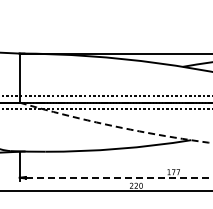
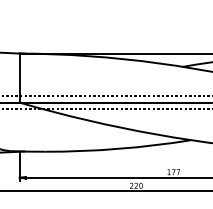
arc: dashed -> solid (116, 126)
line: dashed -> solid (119, 177)
